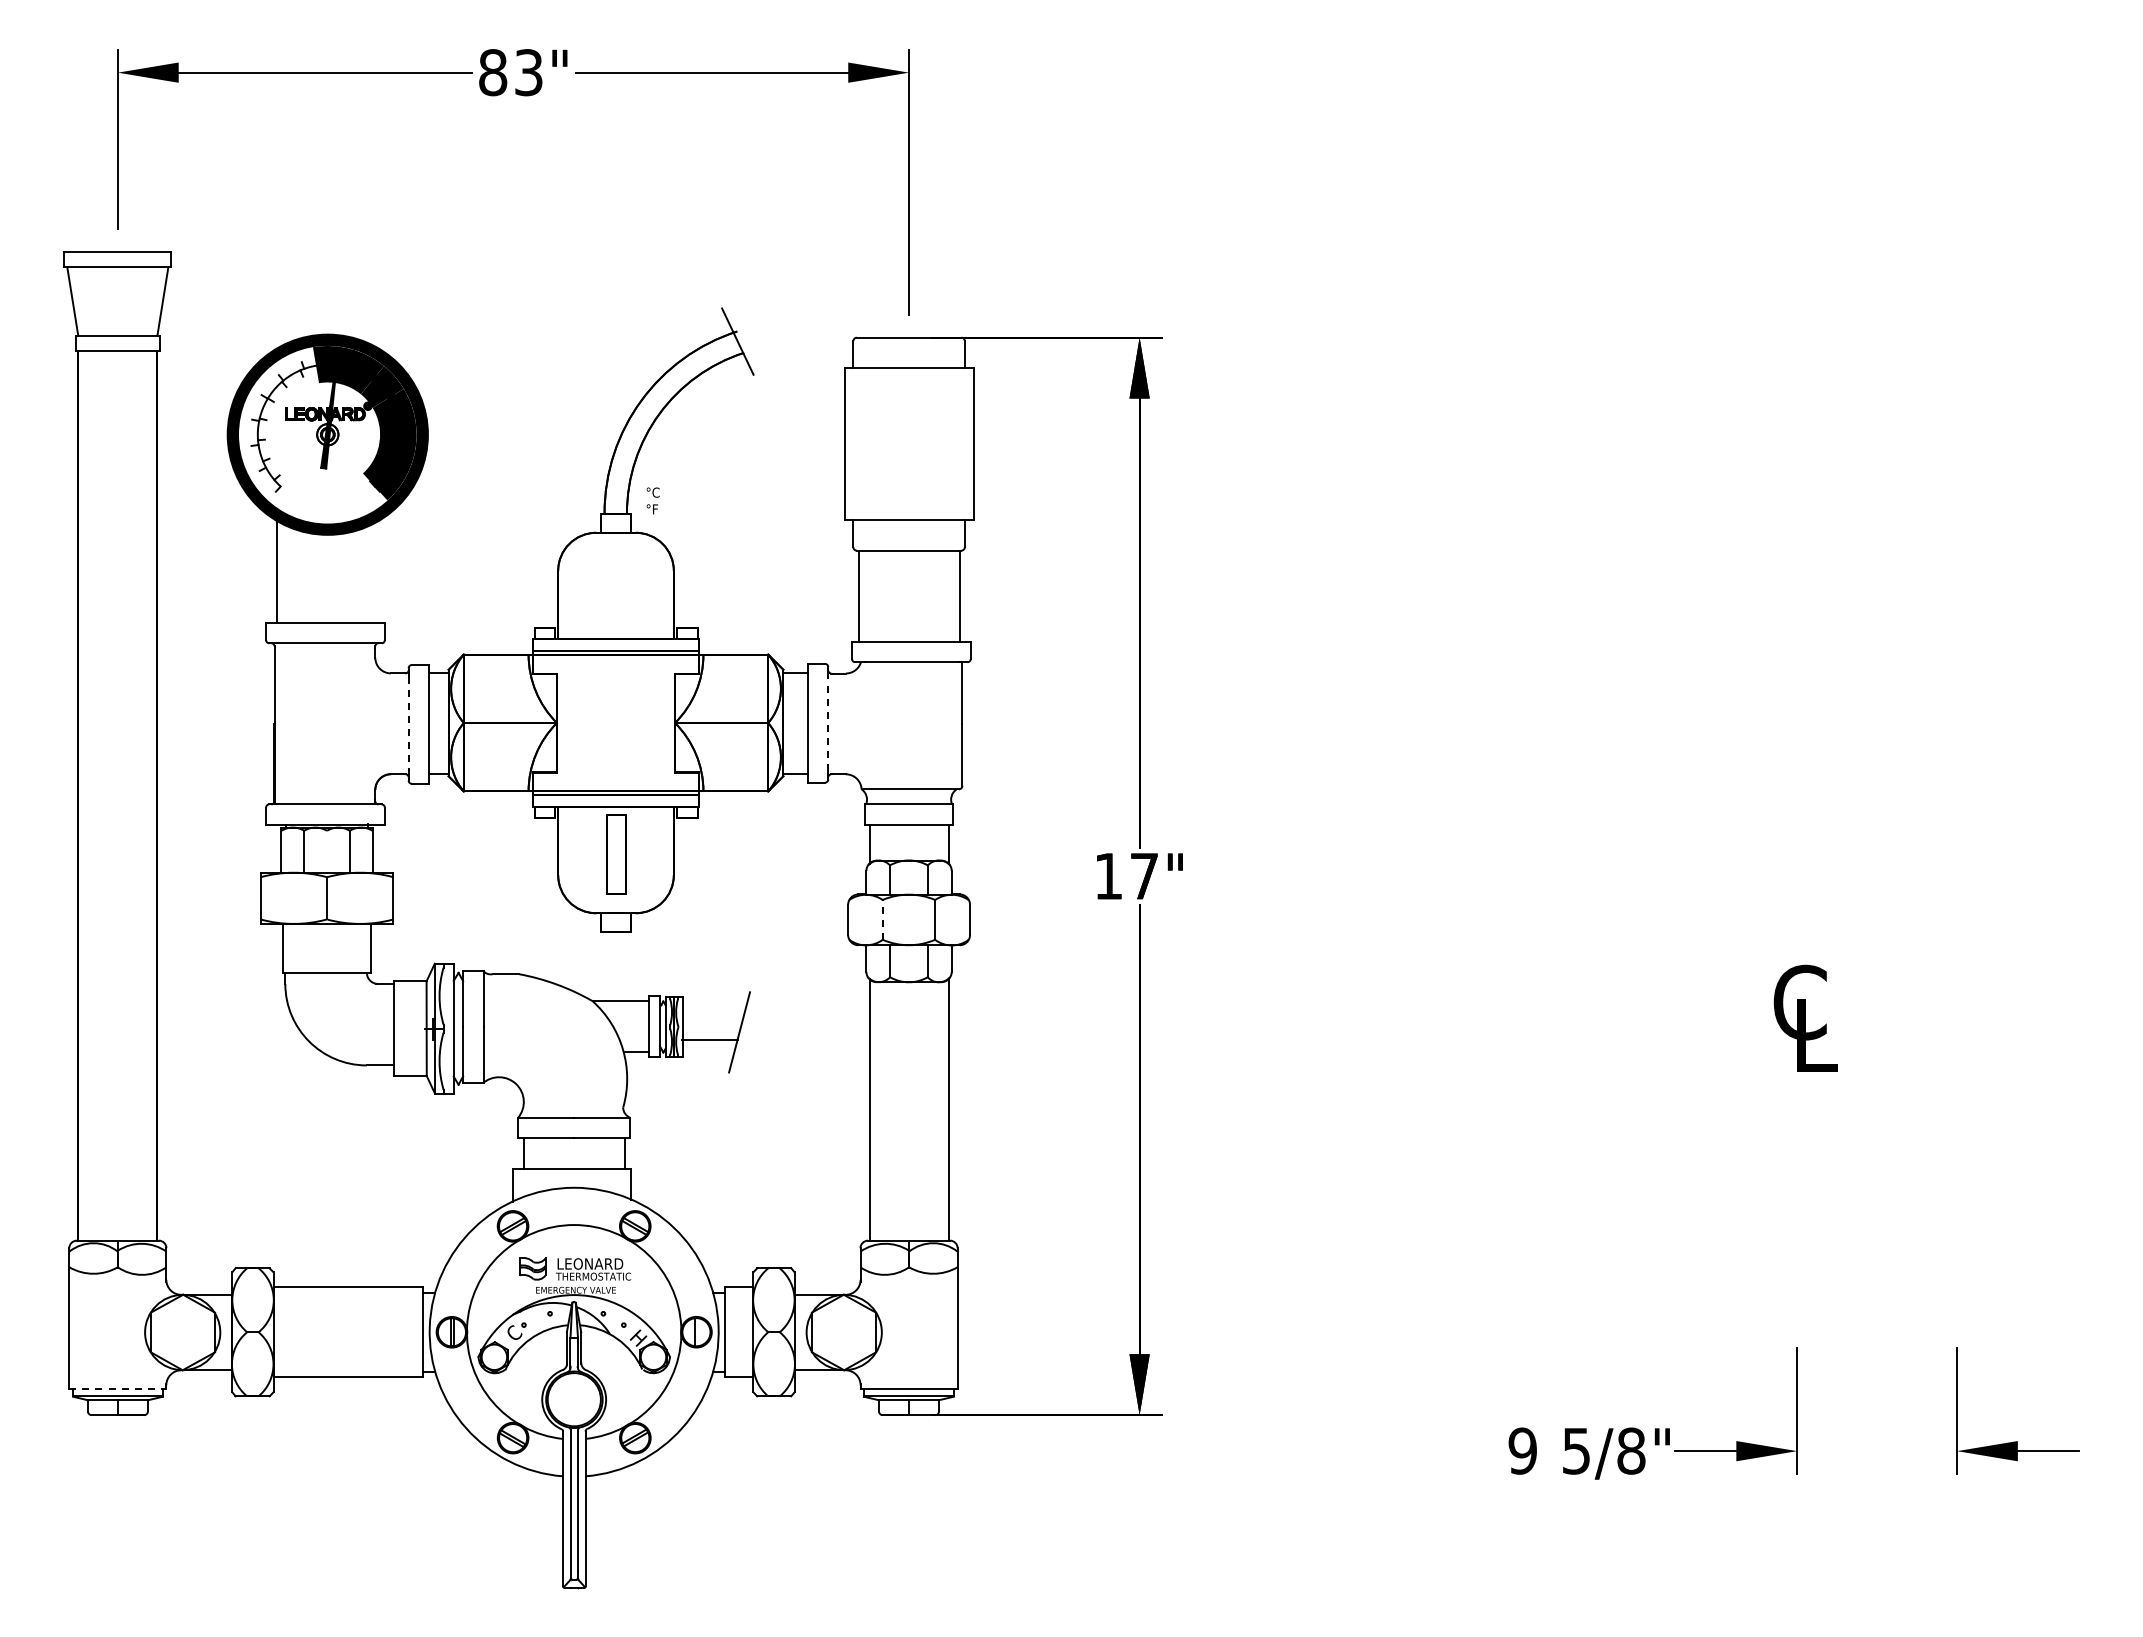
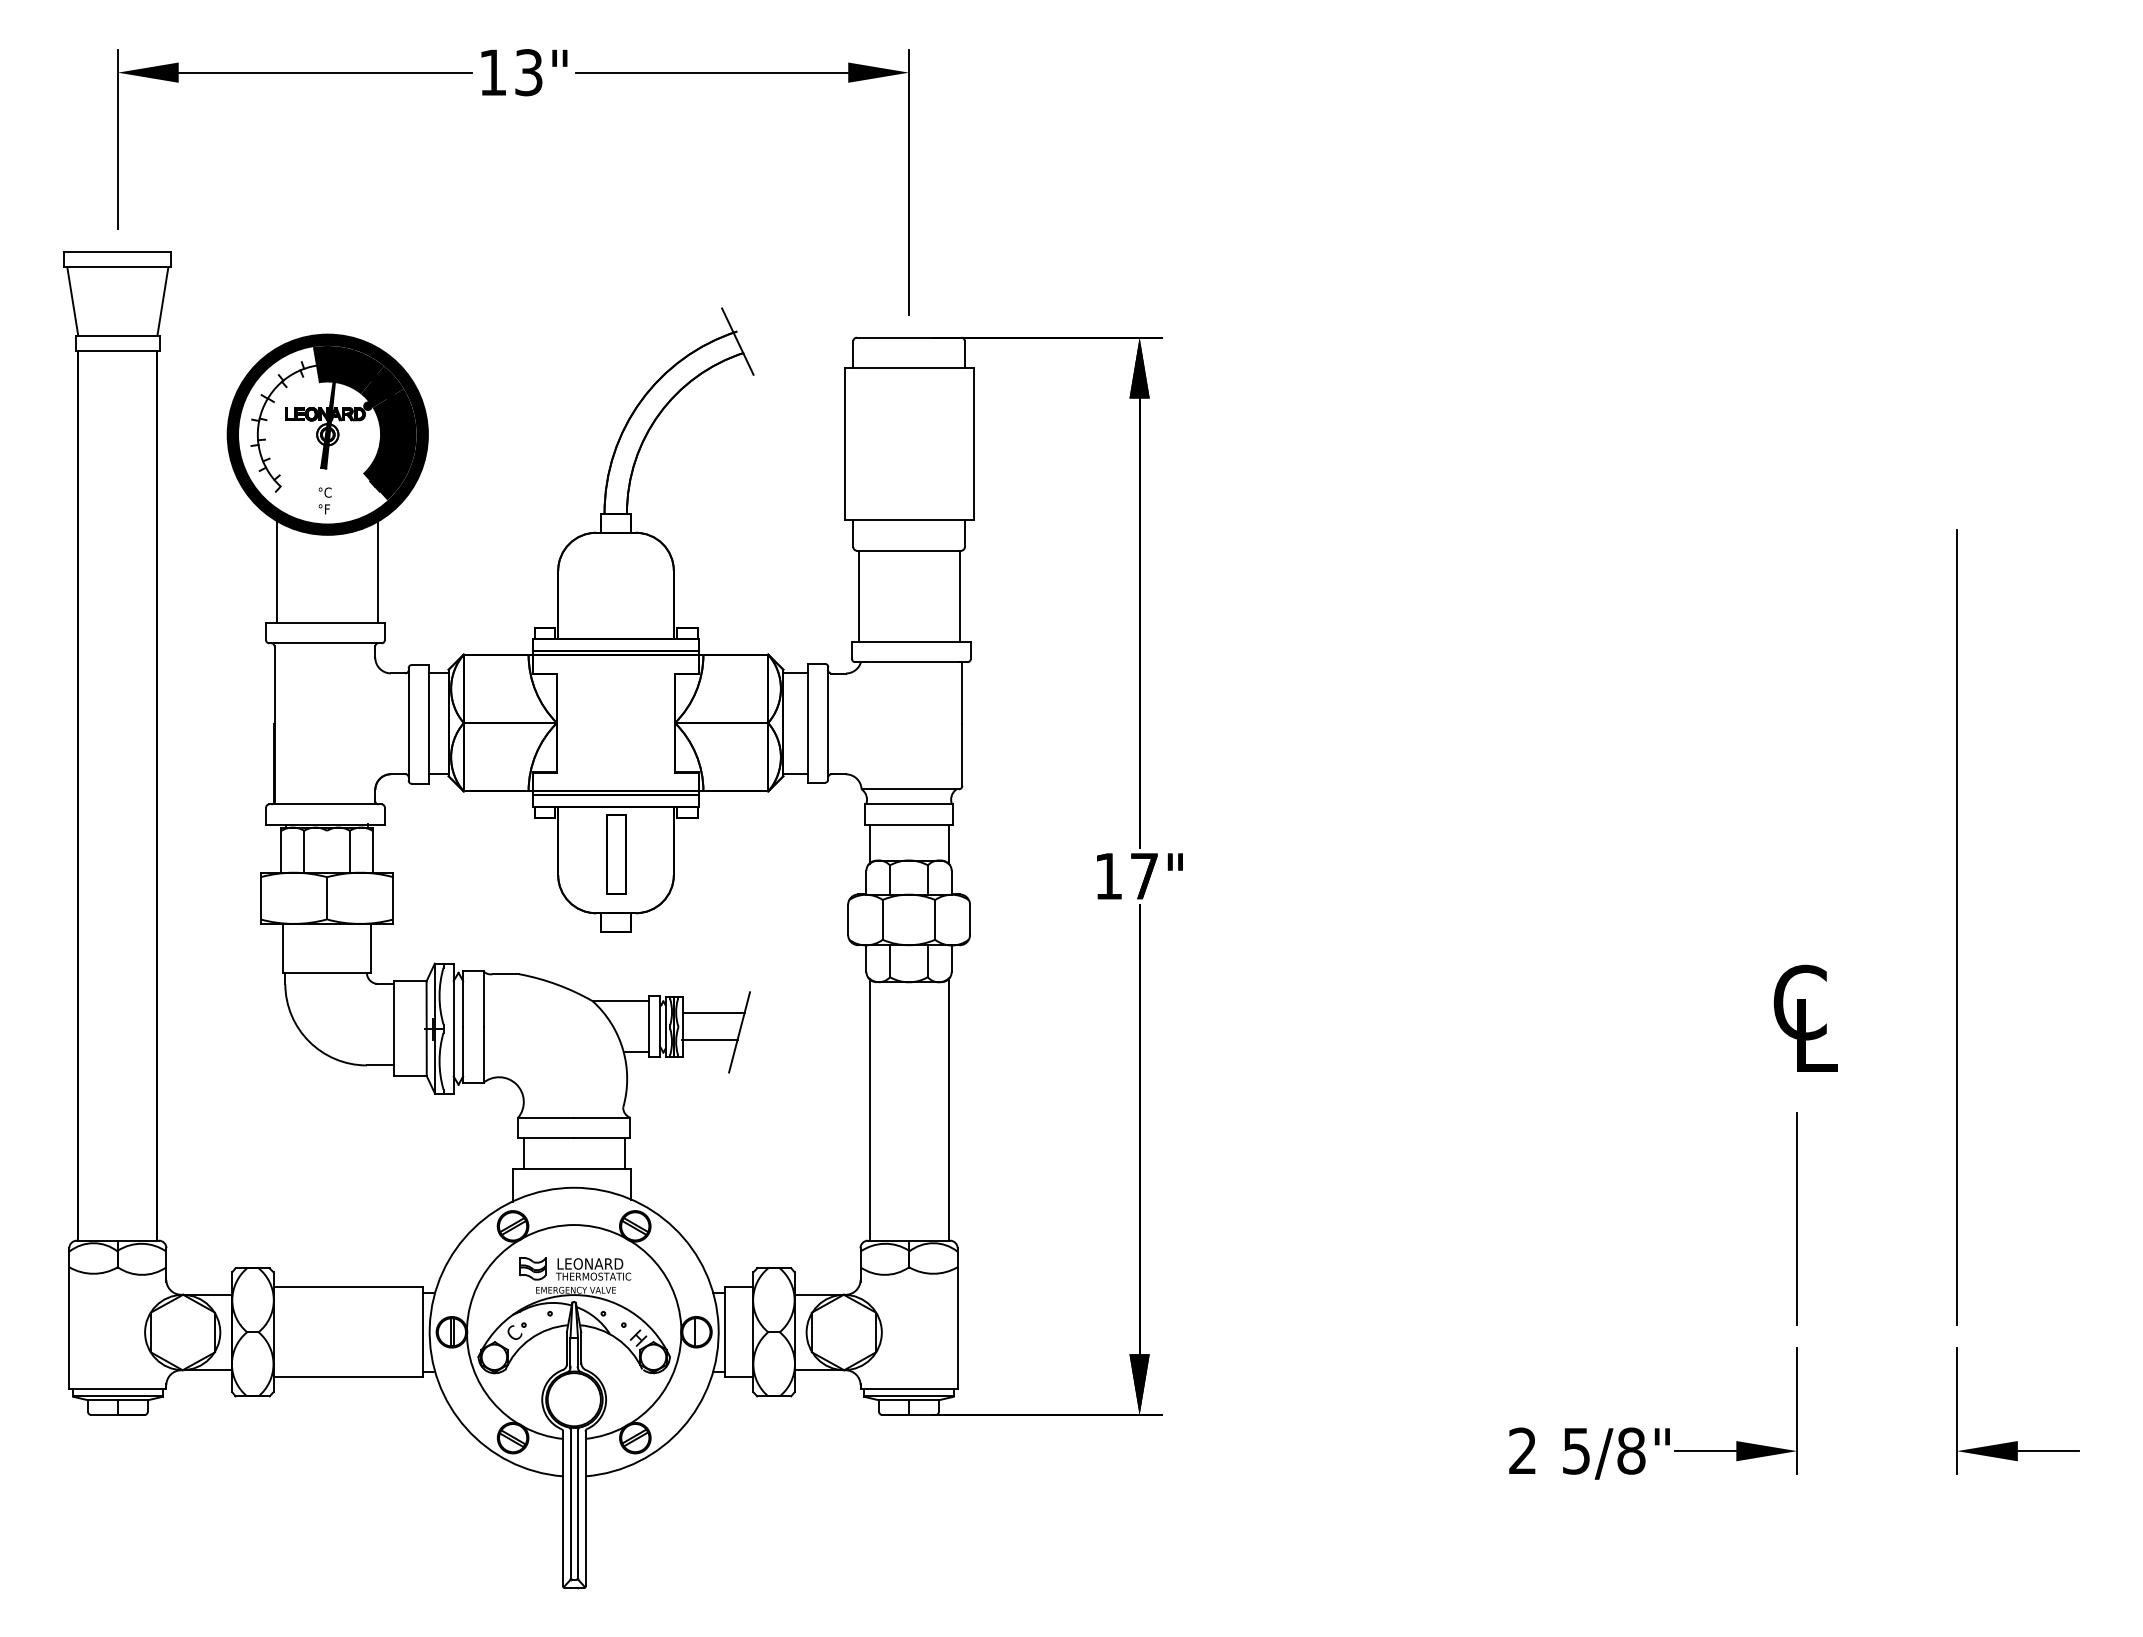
text: 83" -> 13" (493, 72)
text position: (652, 500) -> (324, 500) (324, 500)
line: none -> present (378, 571)
line: dashed -> solid (828, 723)
line: dashed -> solid (408, 724)
line: dashed -> solid (882, 919)
line: none -> present (1956, 927)
line: none -> present (713, 1013)
line: none -> present (1797, 1219)
line: dashed -> solid (117, 1389)
text: 9 -> 2 (1522, 1450)
